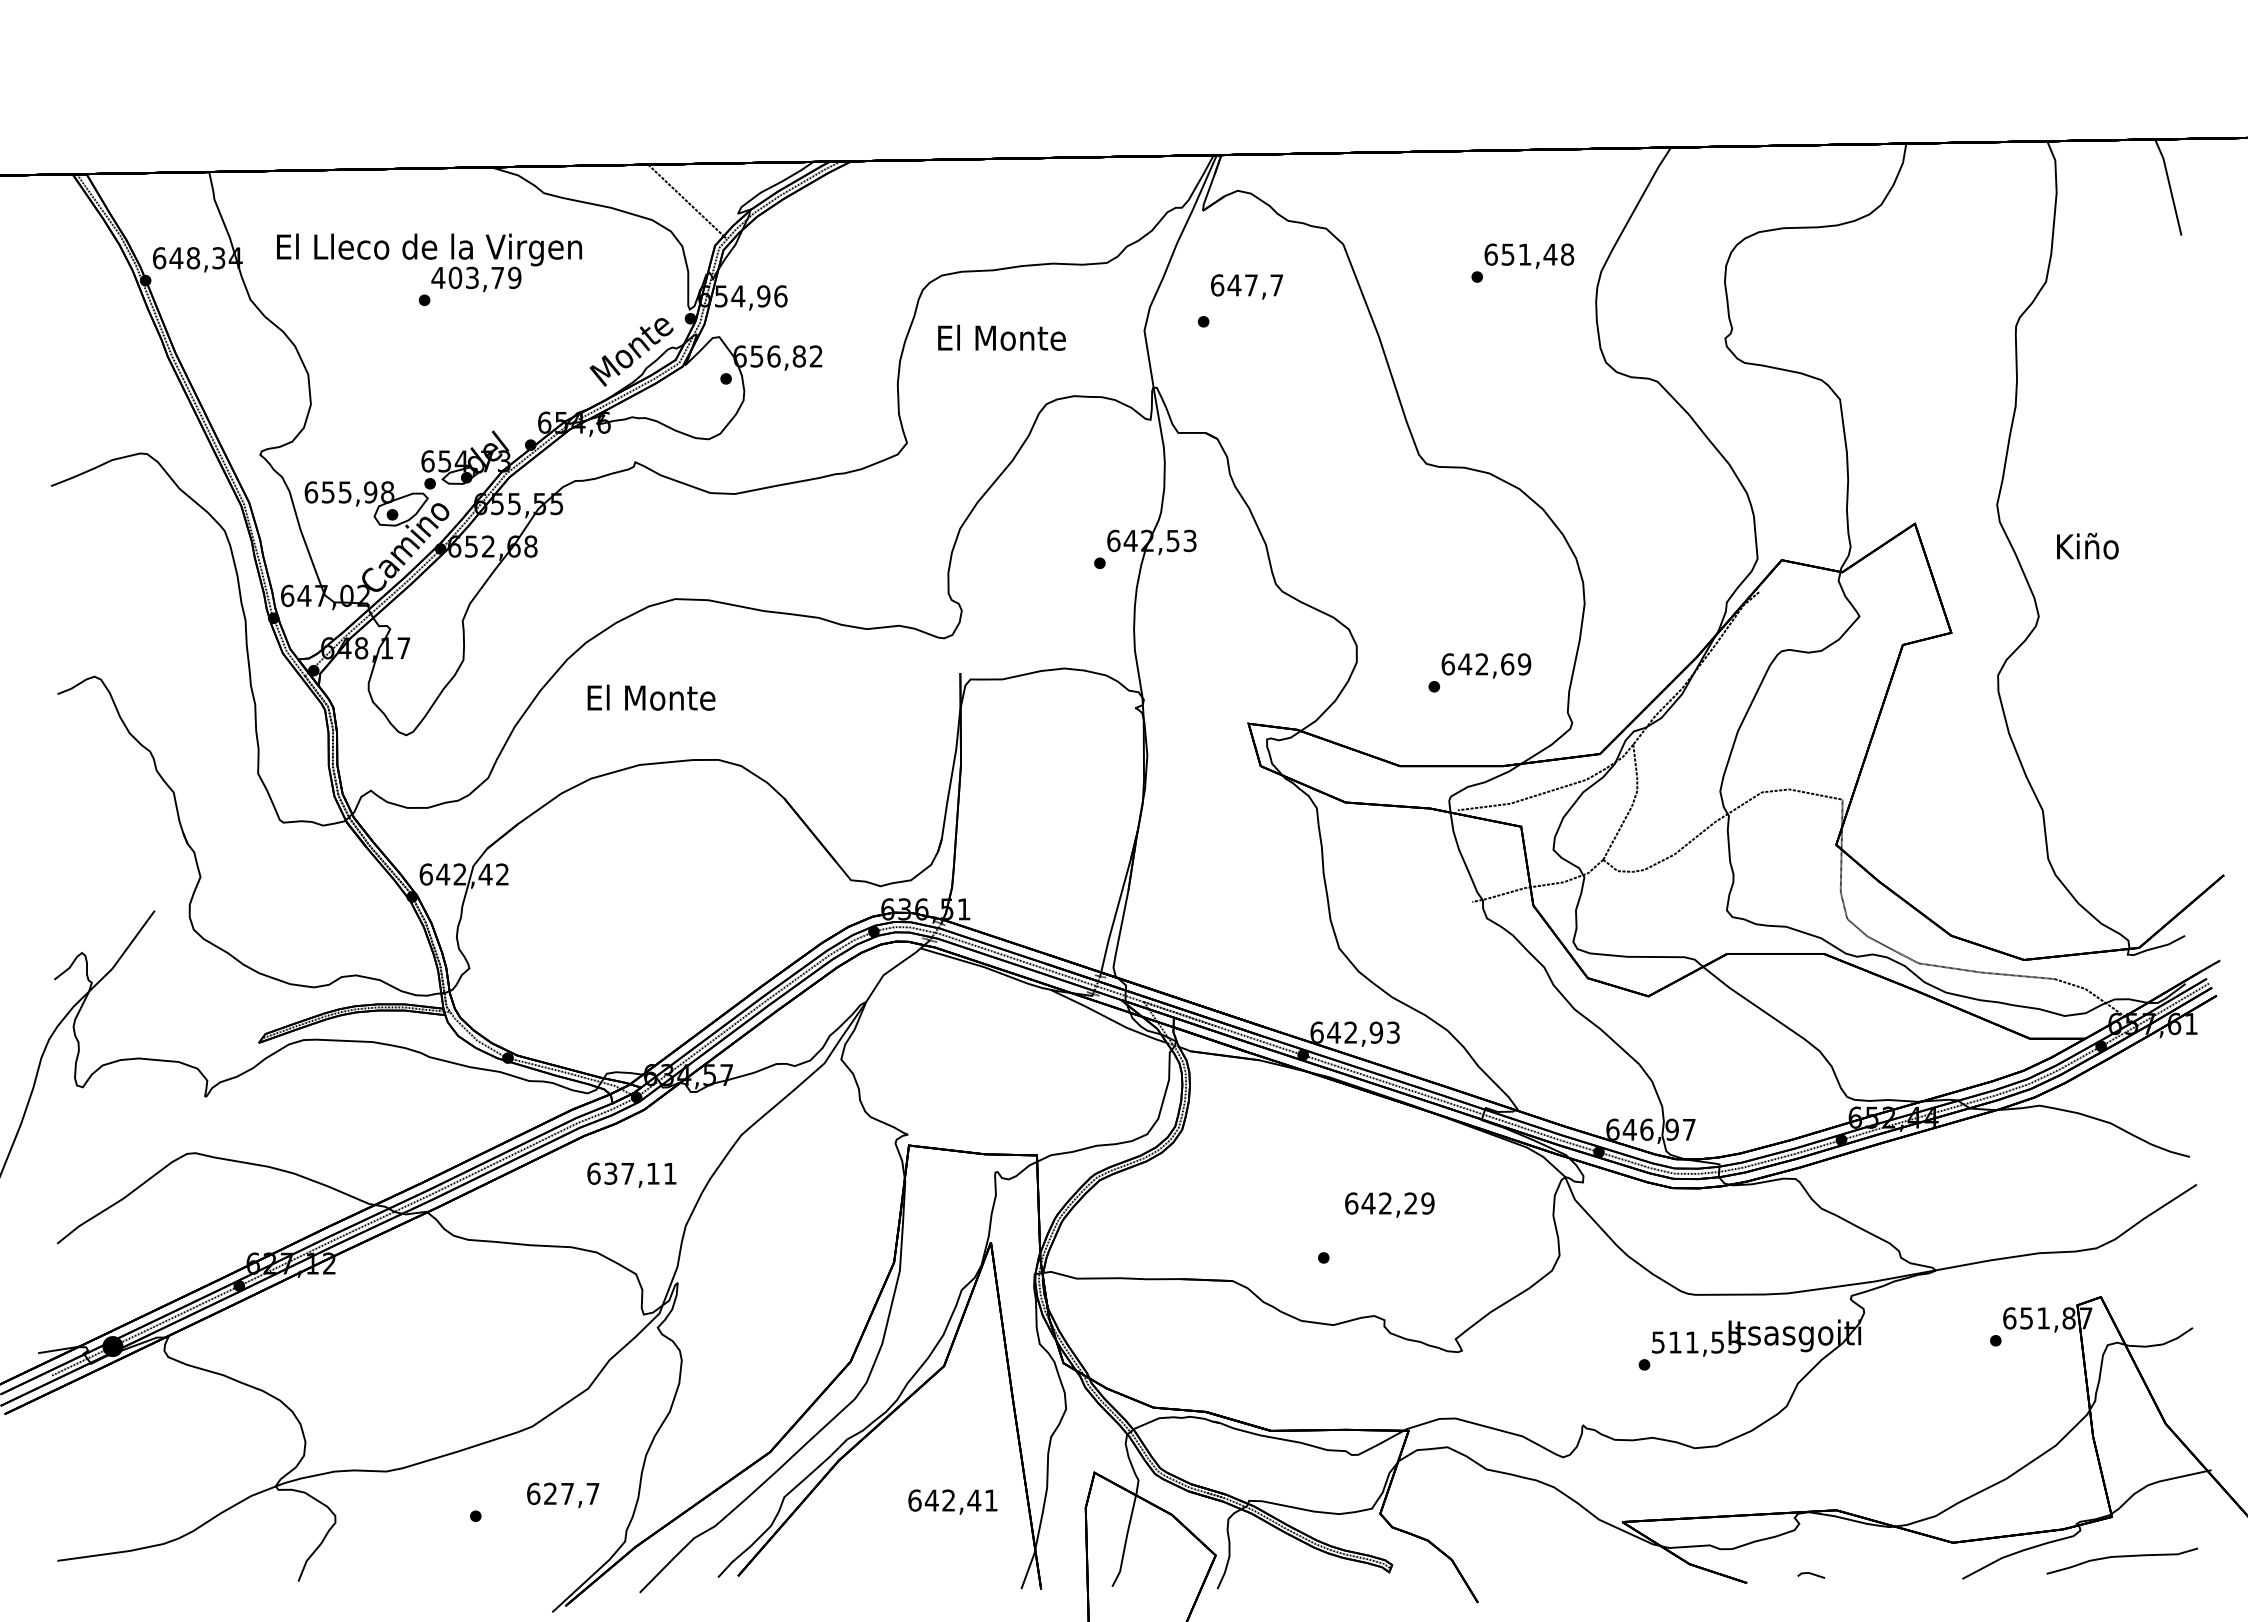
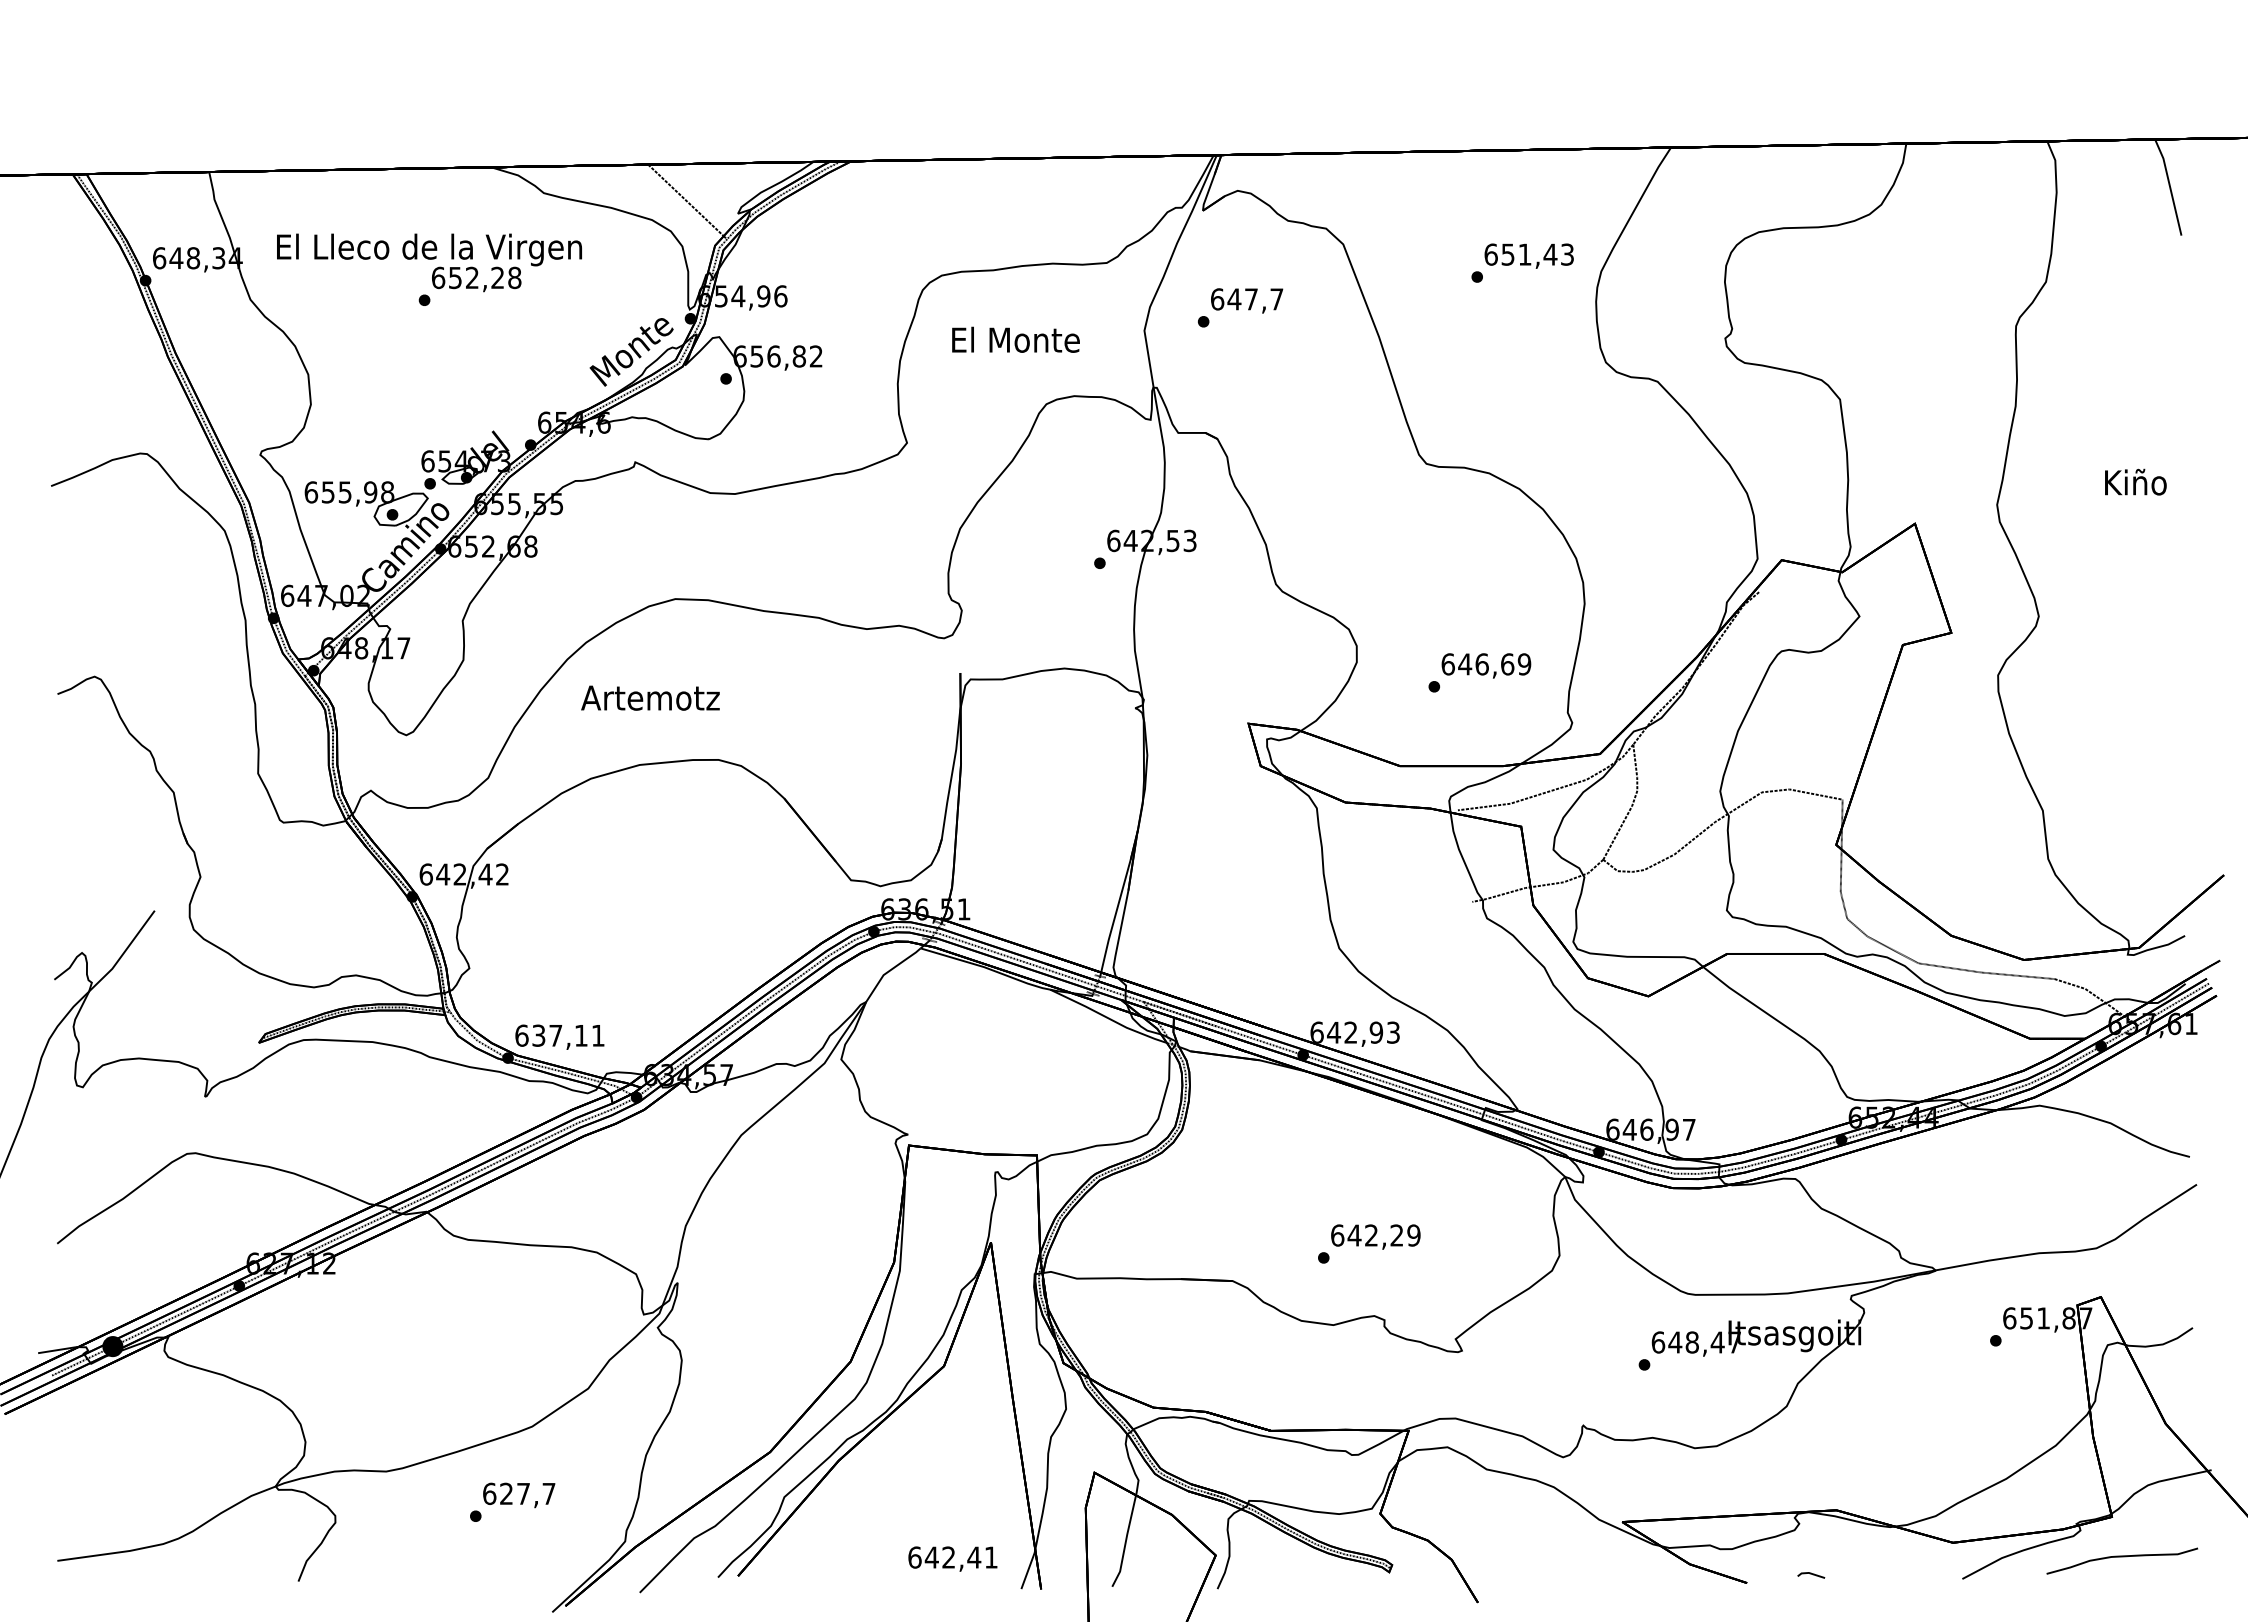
text: 651,48 -> 651,43 (1567, 254)
text: 403,79 -> 652,28 (476, 277)
text position: (1247, 286) -> (1247, 300) (1247, 300)
text position: (1001, 337) -> (1015, 339) (1015, 339)
text position: (2087, 545) -> (2135, 481) (2135, 481)
text: 642,69 -> 646,69 (1481, 664)
text: El Monte -> Artemotz (650, 697)
text position: (631, 1174) -> (559, 1036) (559, 1036)
text position: (1389, 1204) -> (1375, 1236) (1375, 1236)
text: 511,53 -> 648,47 (1696, 1342)
text position: (563, 1495) -> (519, 1495) (519, 1495)
text position: (952, 1501) -> (952, 1558) (952, 1558)
